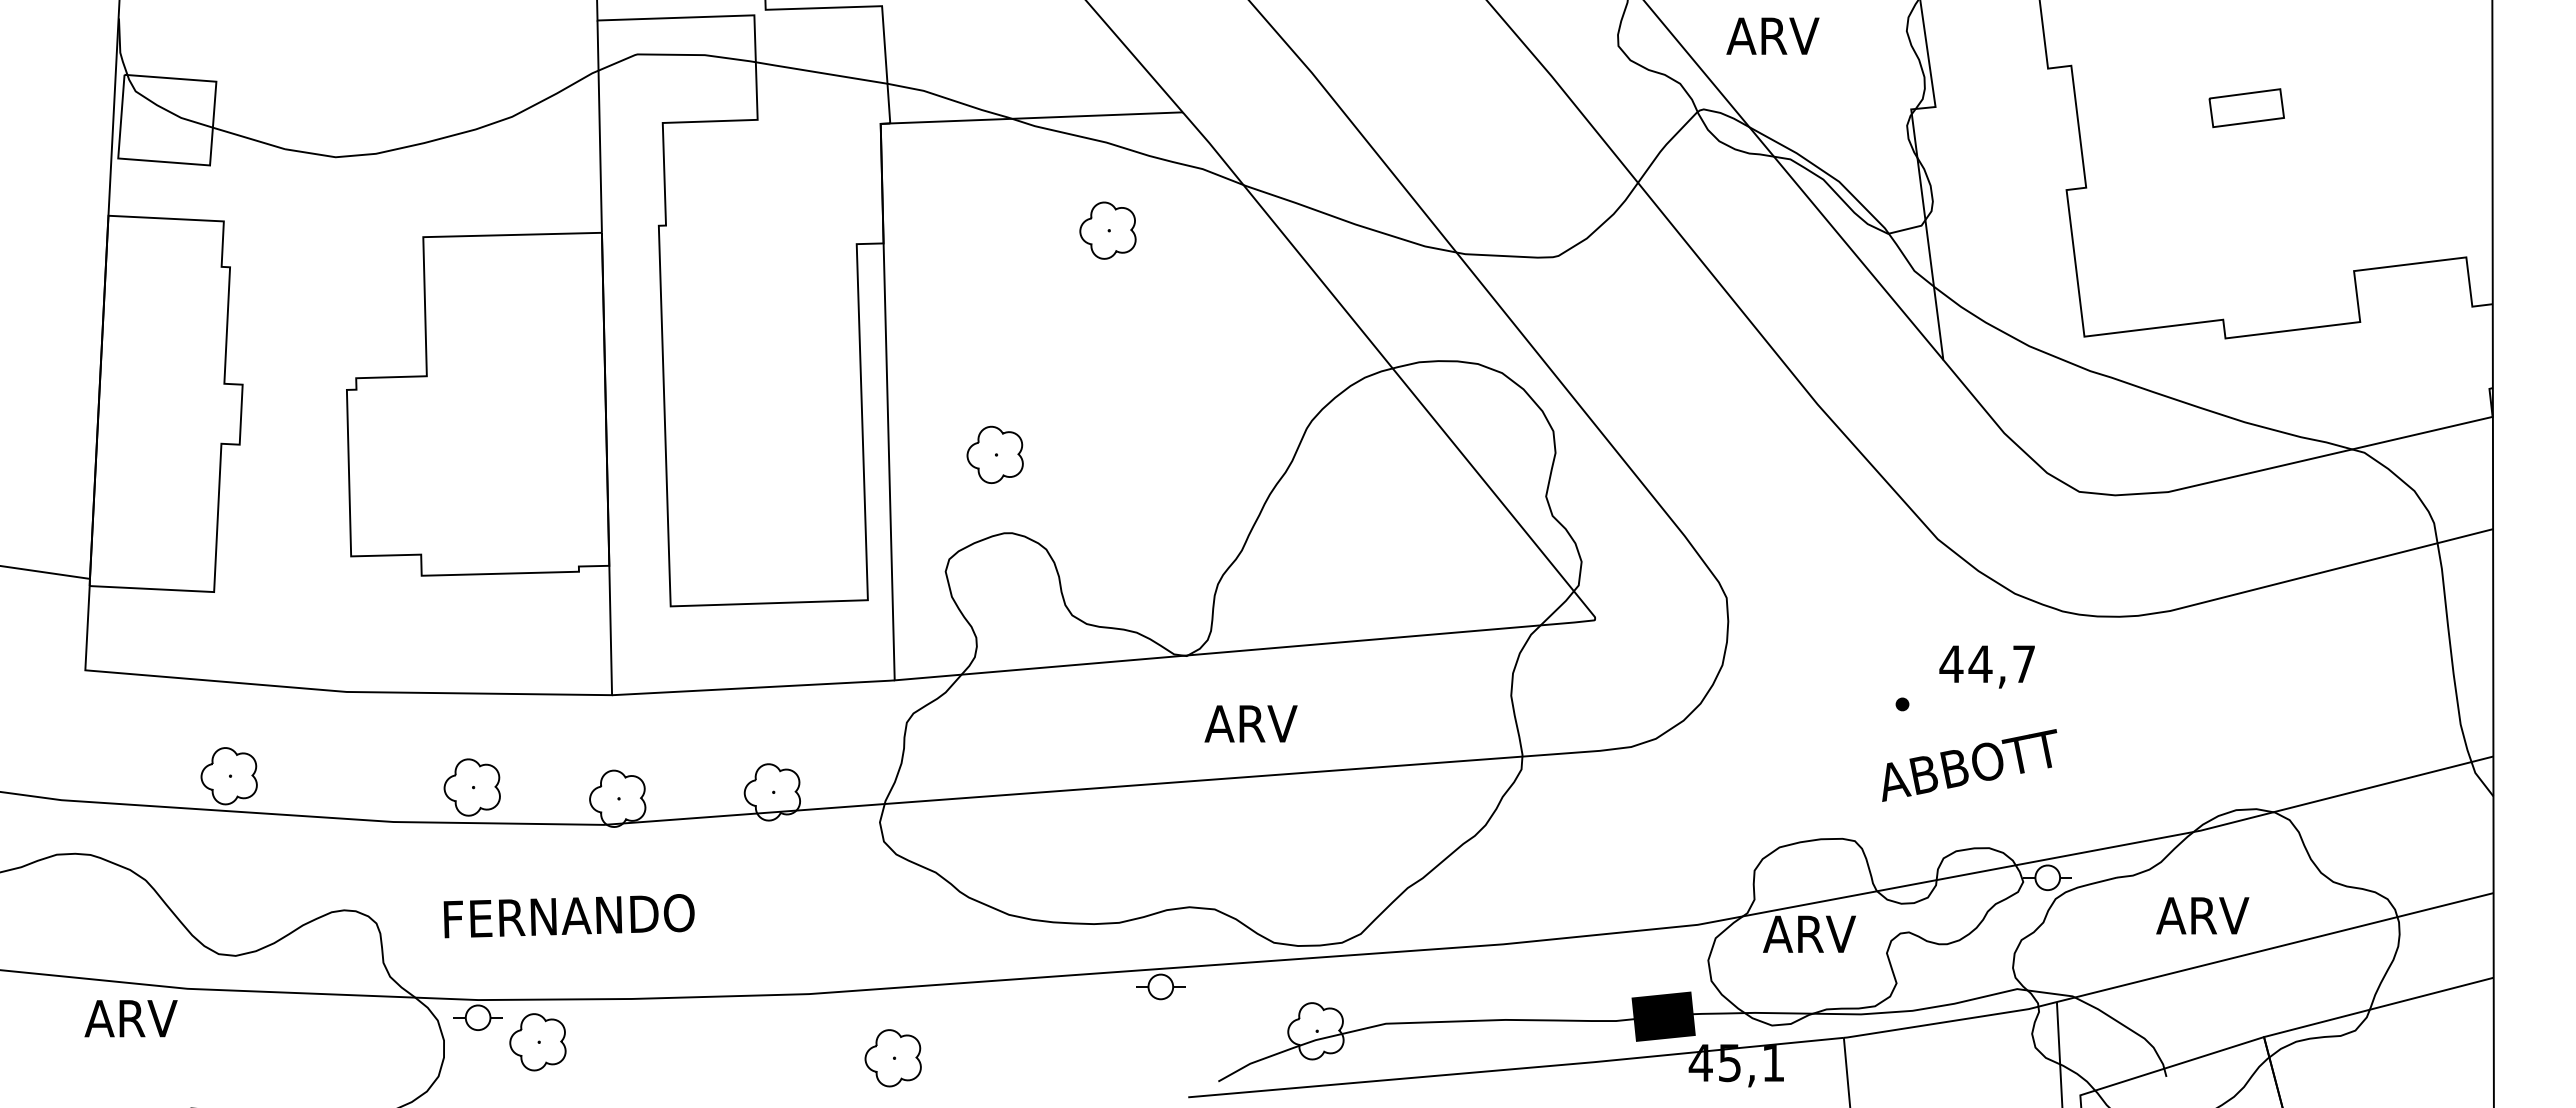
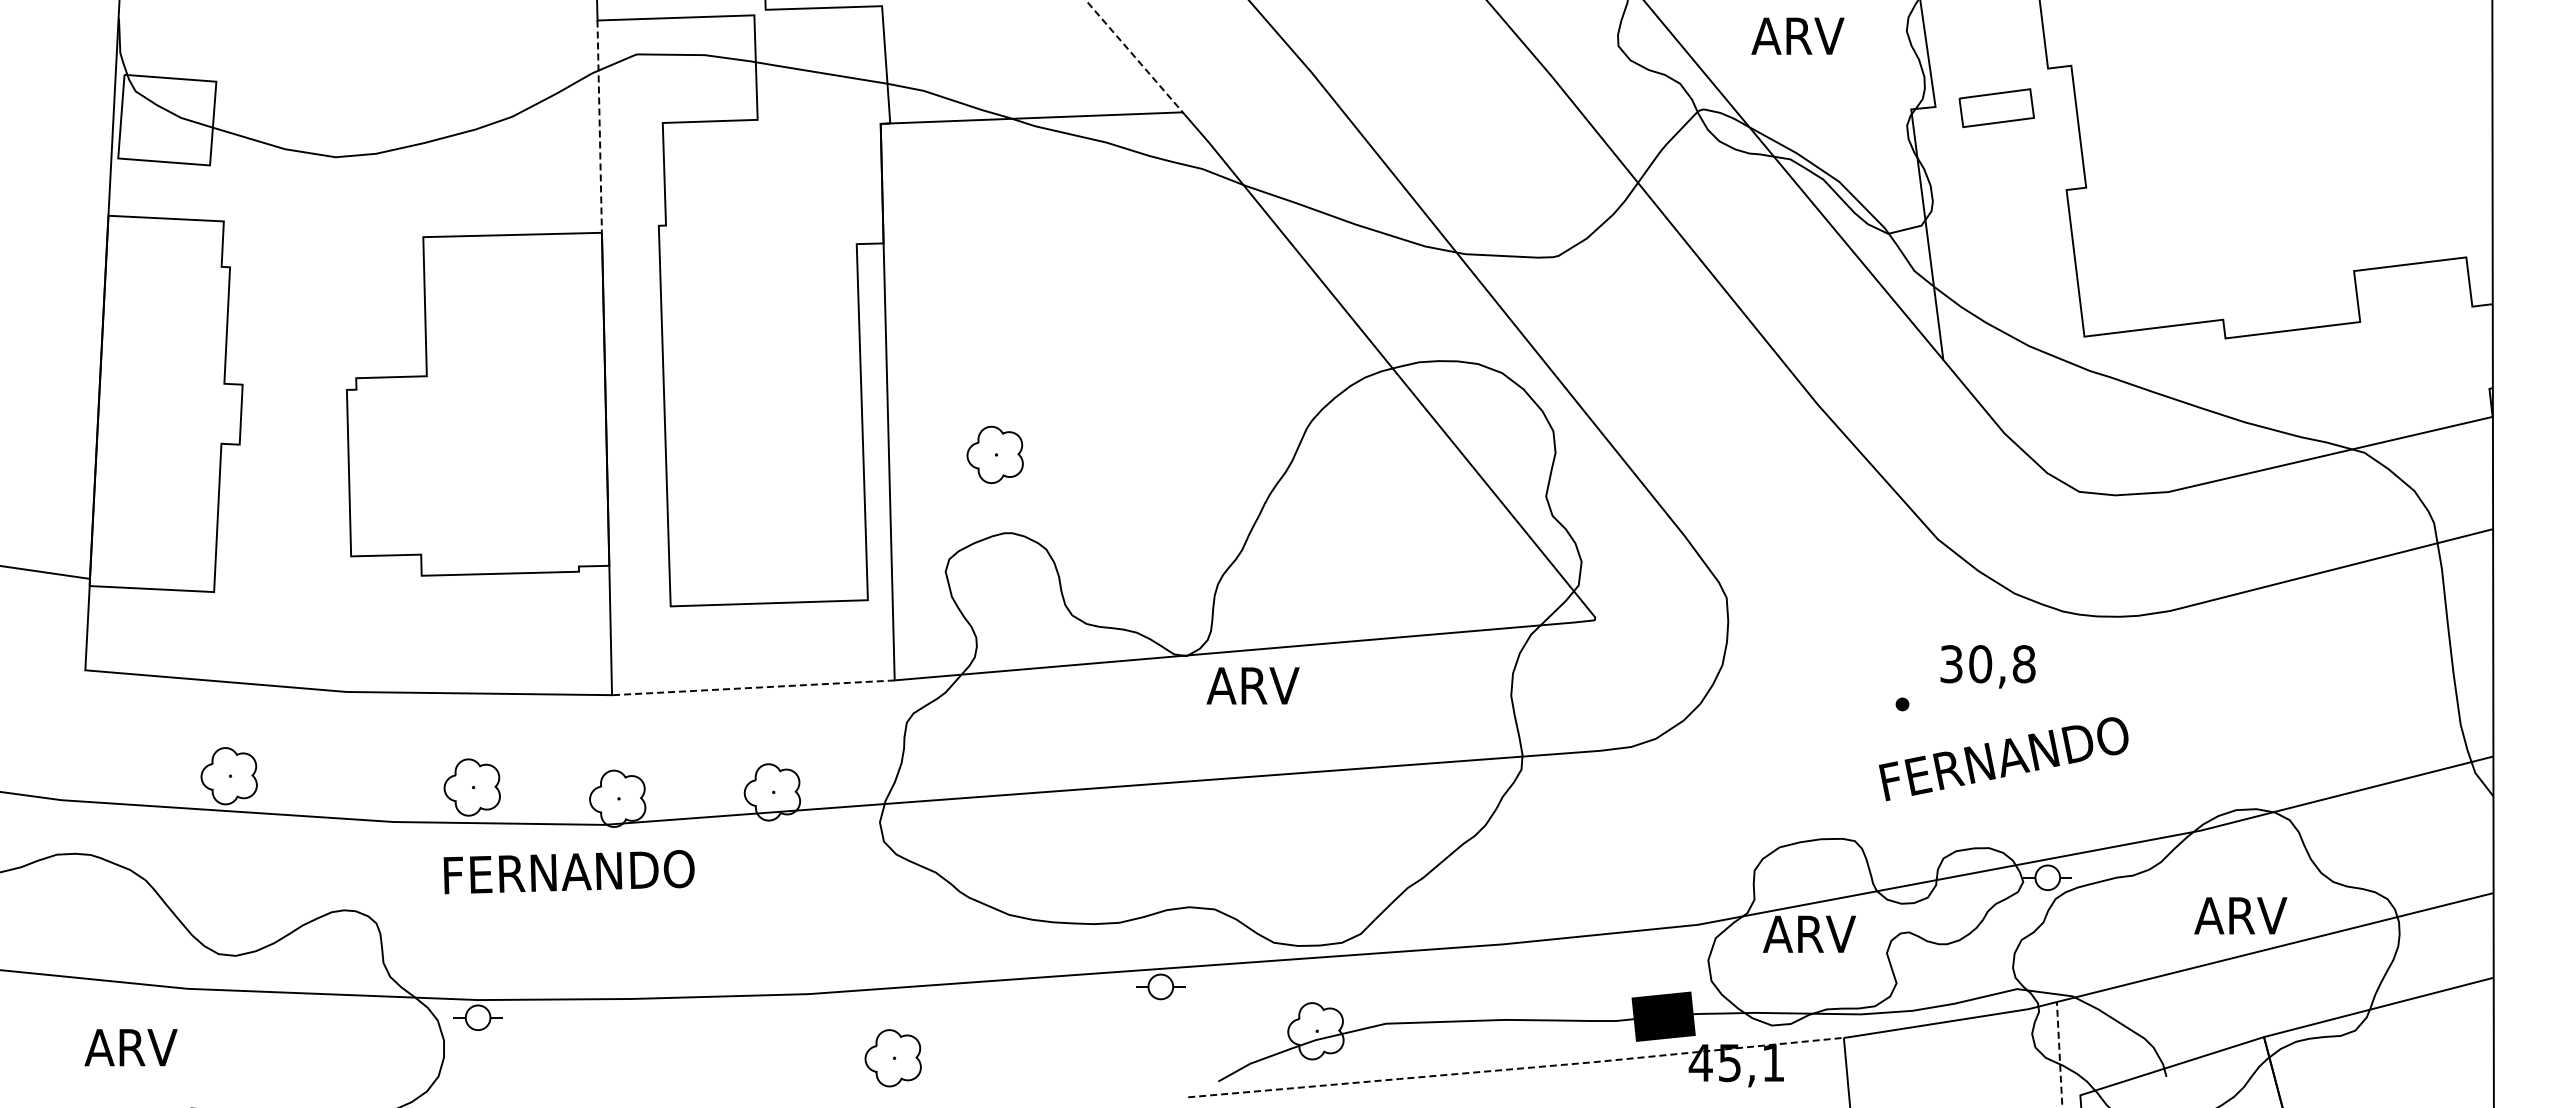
text position: (1772, 35) -> (1797, 35) (1797, 35)
line: solid -> dashed (1134, 56)
part position: (2246, 108) -> (1996, 108) (1996, 108)
line: solid -> dashed (599, 127)
part: present -> none (1107, 230)
text: 44,7 -> 30,8 (1987, 664)
line: solid -> dashed (752, 687)
text position: (1250, 723) -> (1252, 685) (1252, 685)
text: ABBOTT -> FERNANDO (2003, 759)
text position: (2202, 915) -> (2240, 915) (2240, 915)
text position: (568, 916) -> (568, 872) (568, 872)
text position: (130, 1018) -> (130, 1047) (130, 1047)
part: present -> none (537, 1042)
line: solid -> dashed (2059, 1054)
line: solid -> dashed (1516, 1068)
